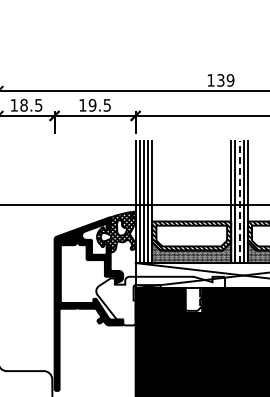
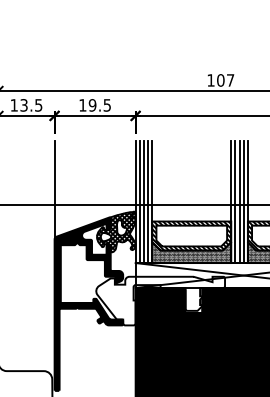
text: 139 -> 107 (225, 80)
text: 18.5 -> 13.5 (23, 105)
line: none -> present (54, 189)
line: dashed -> solid (239, 201)
